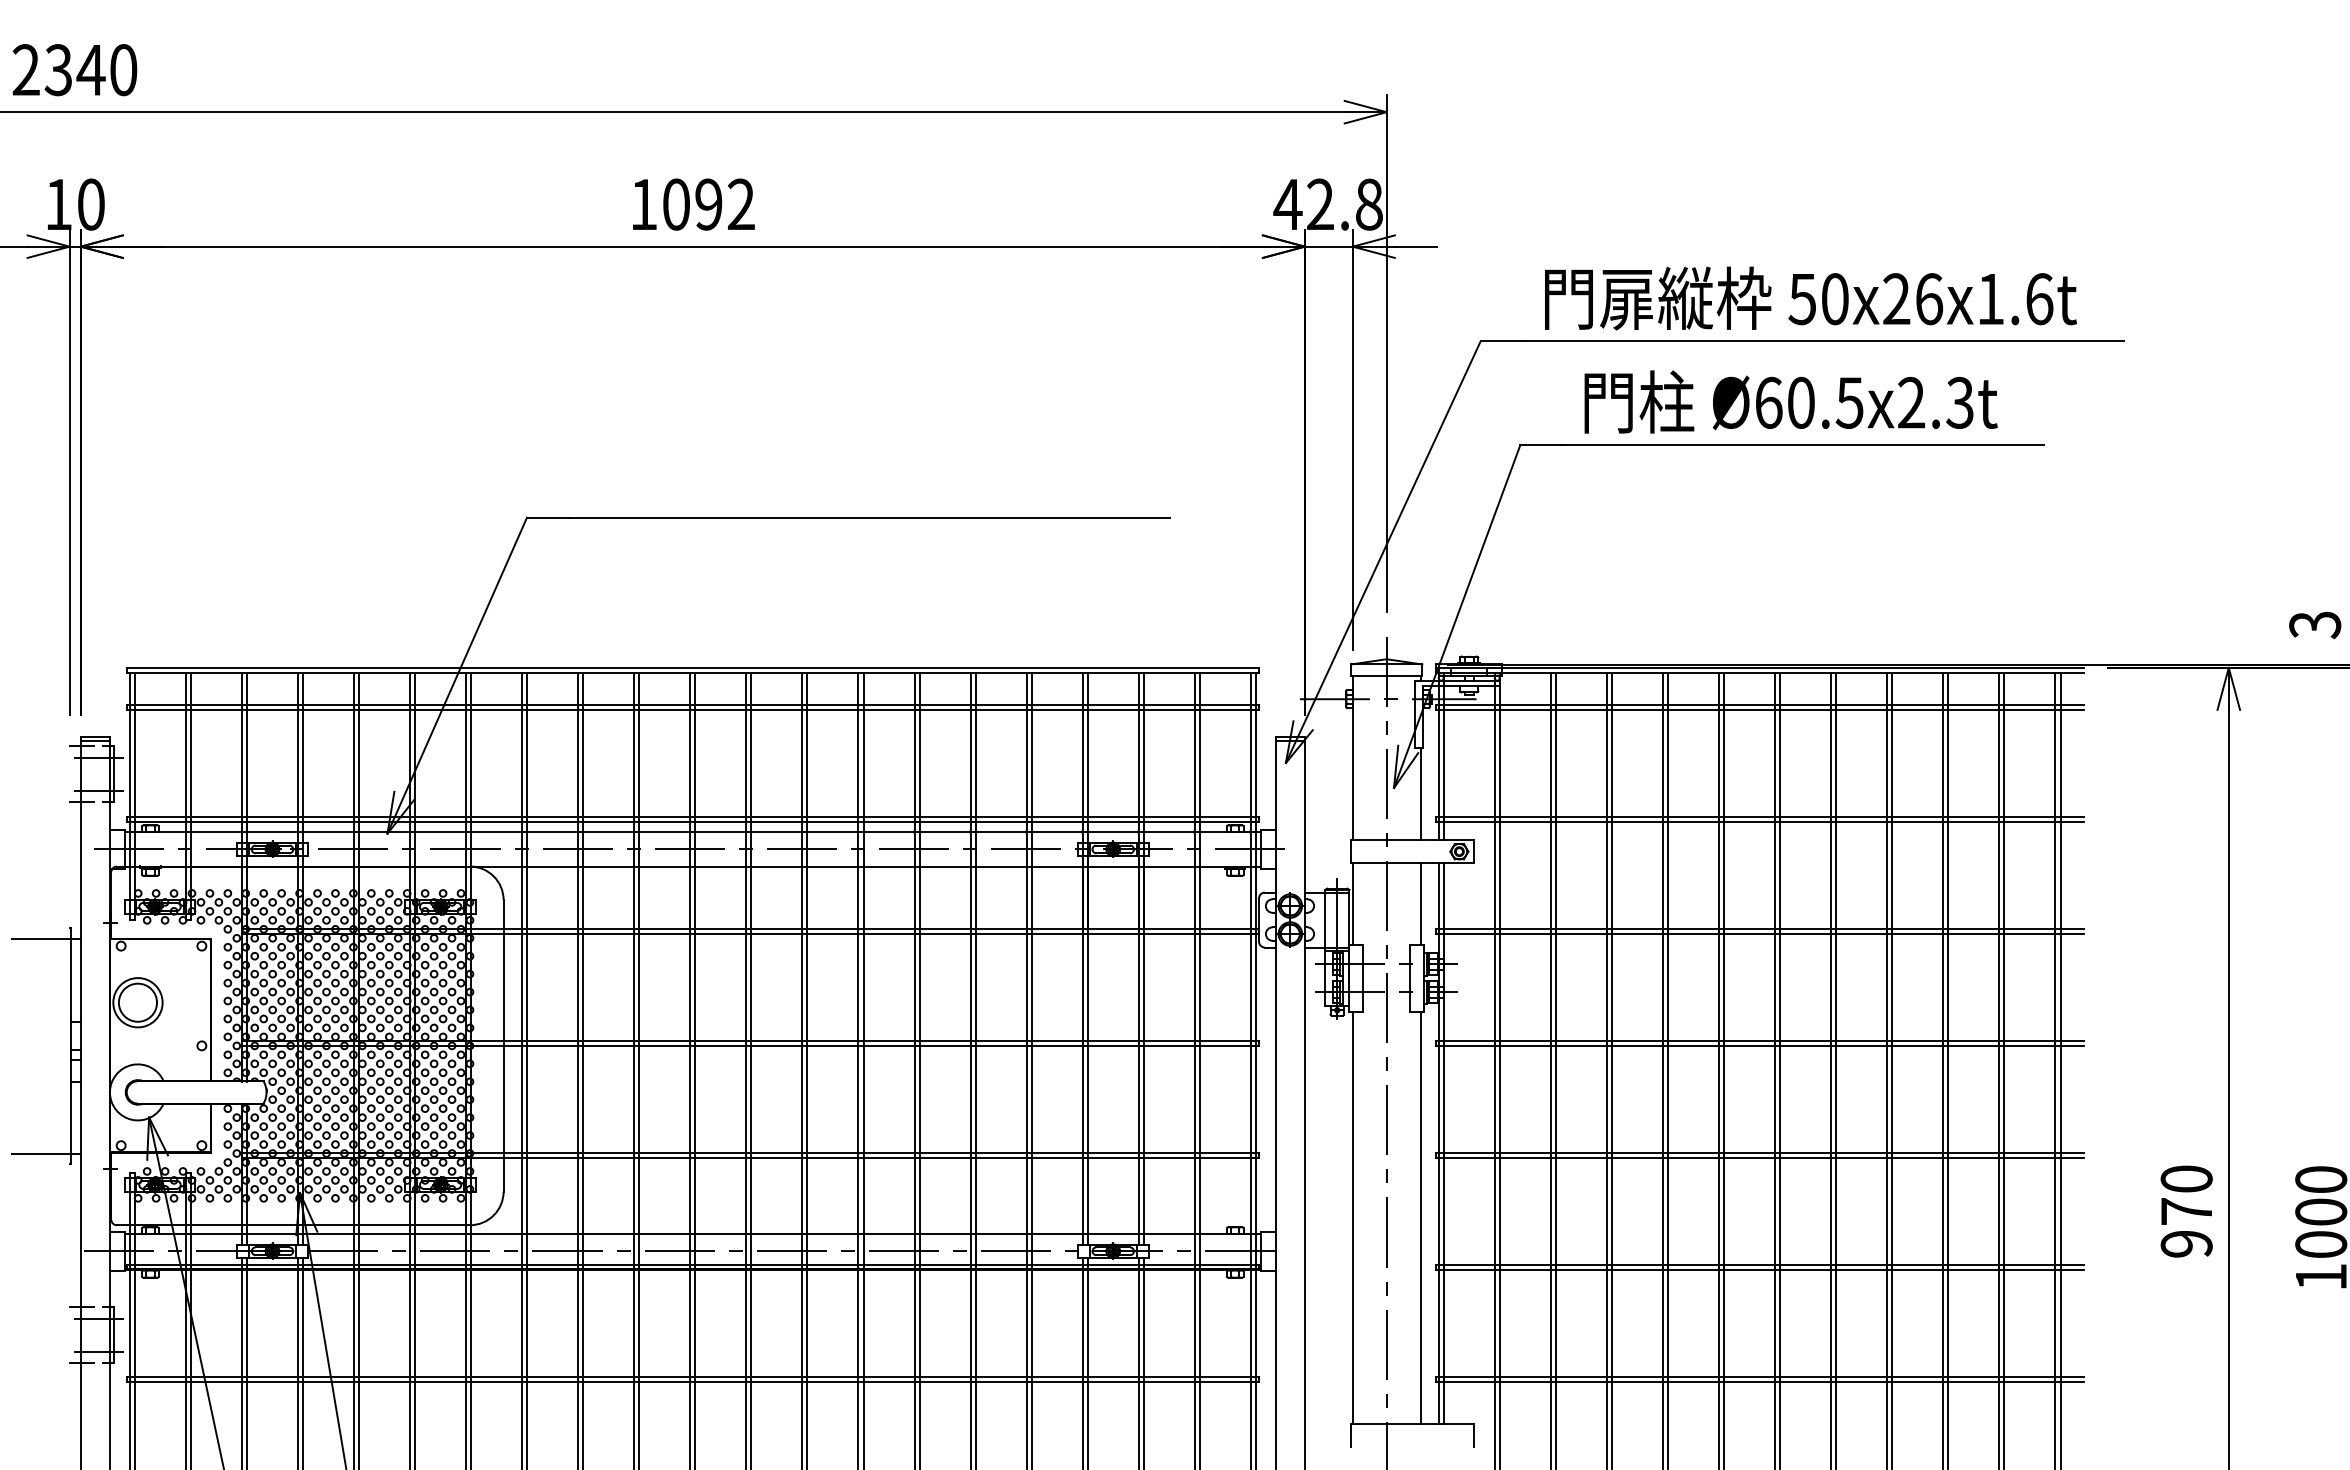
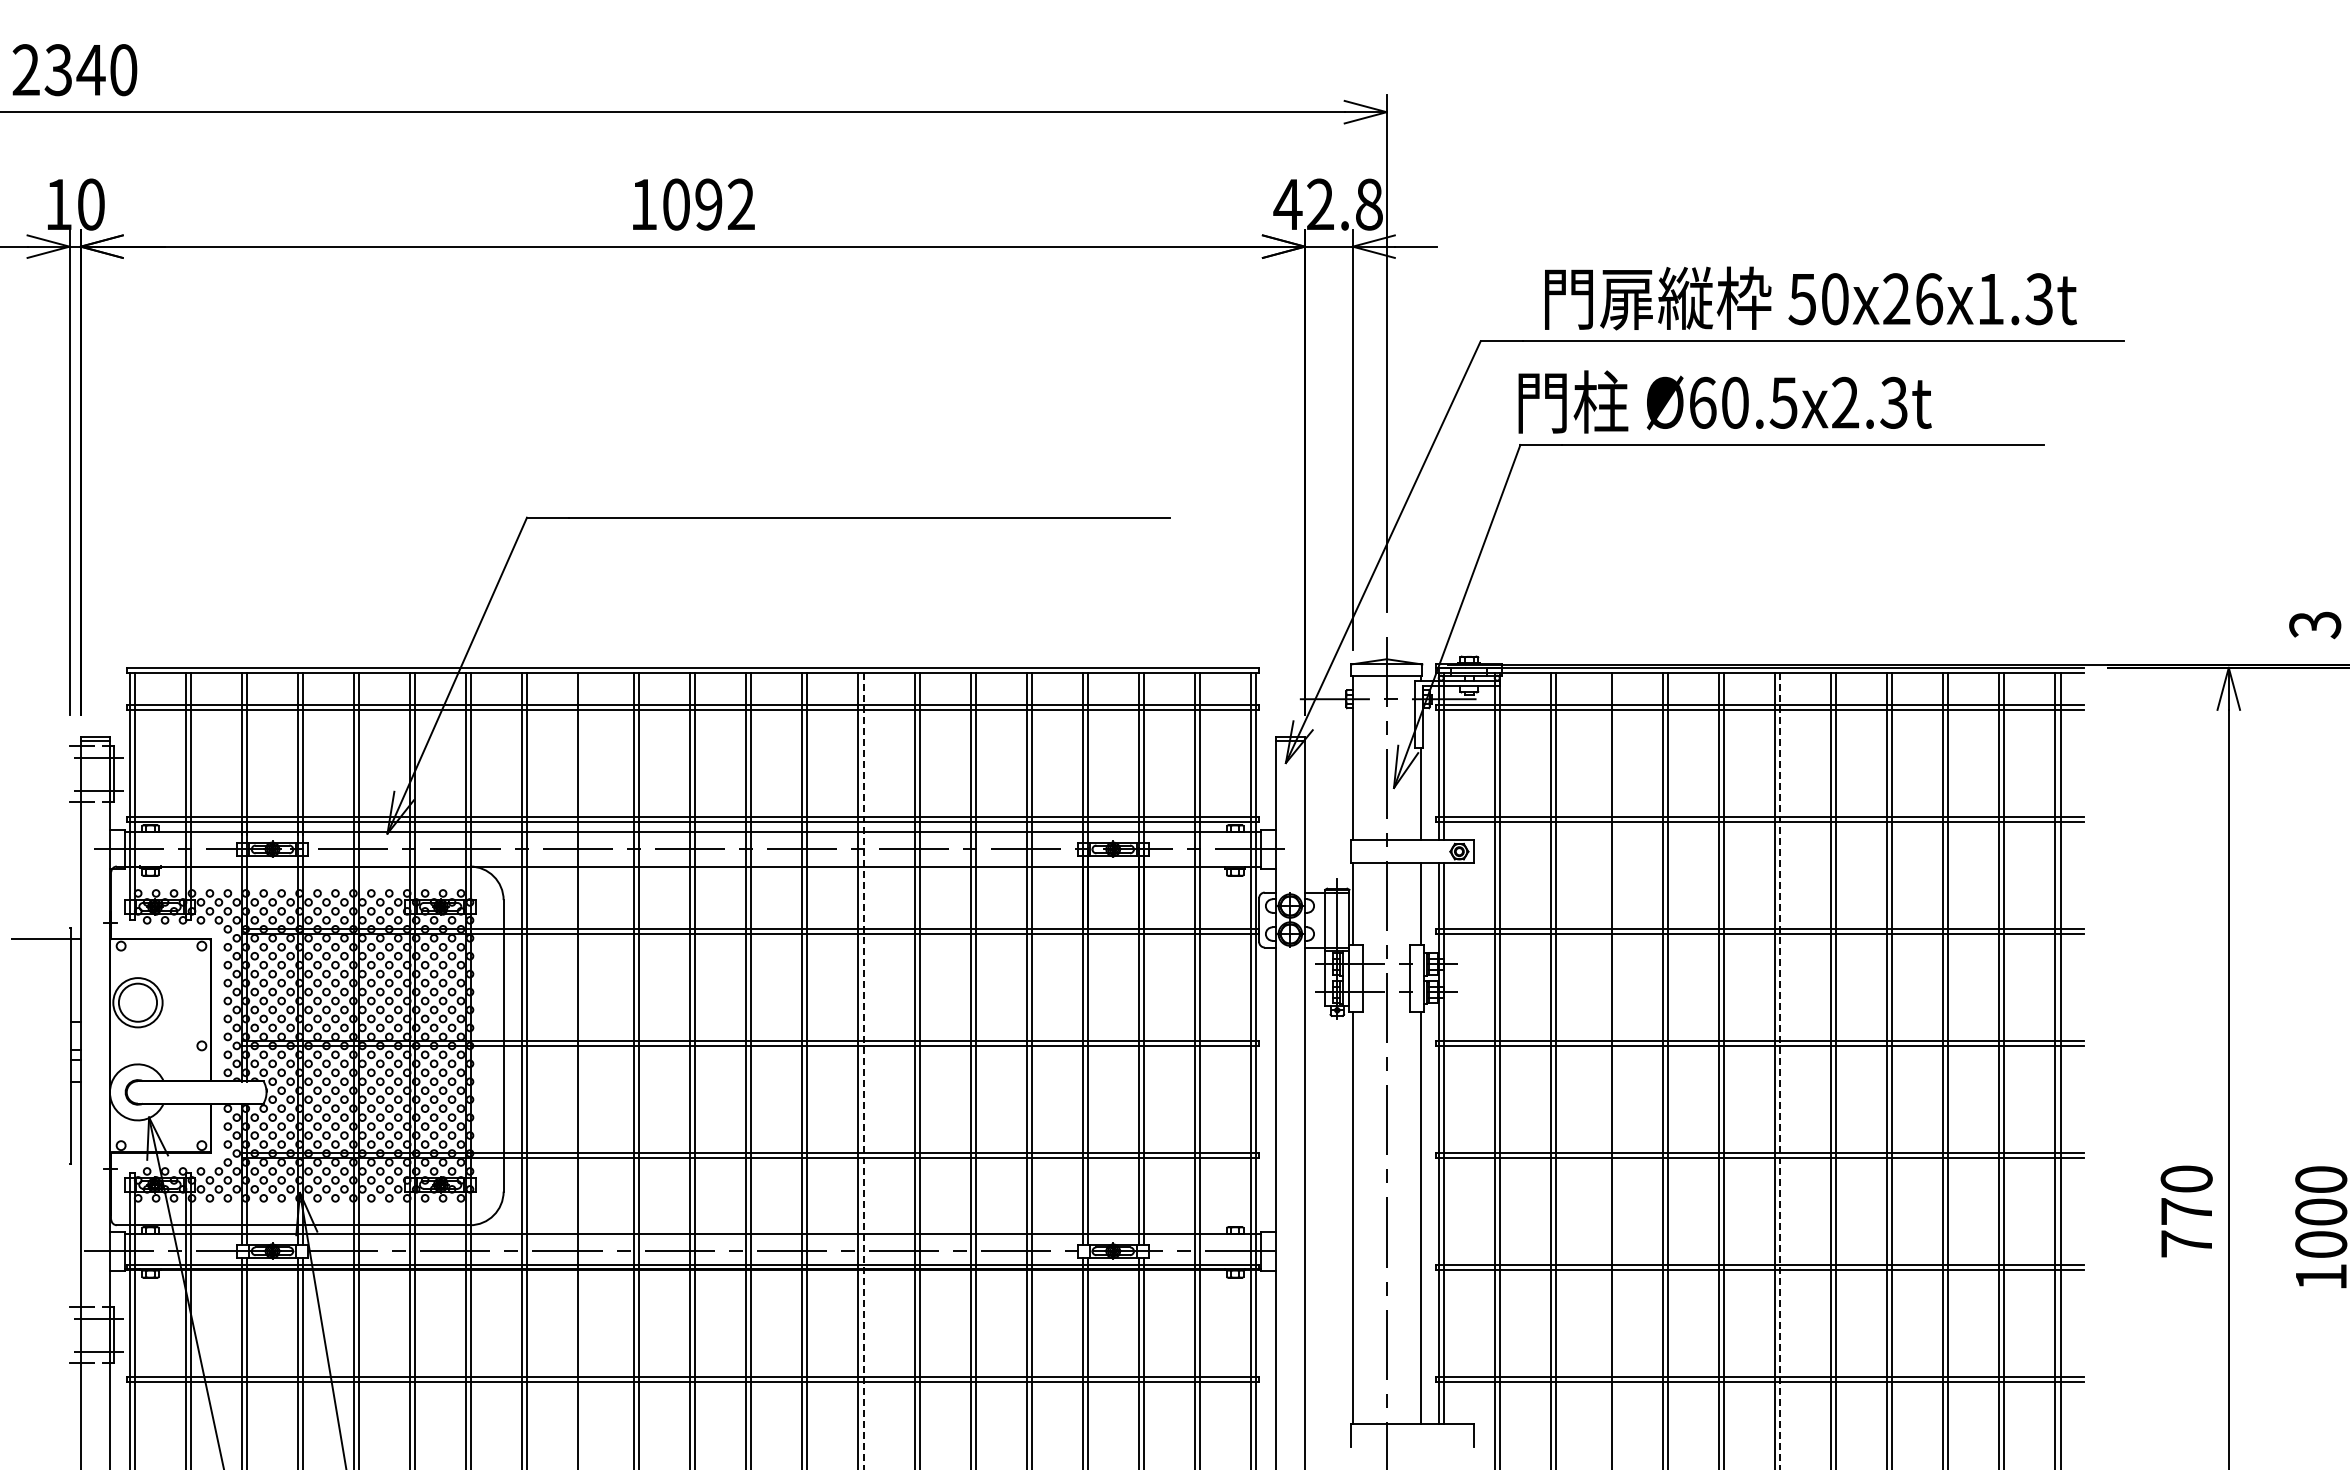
text: 50x26x1.6t -> 50x26x1.3t (2039, 299)
text position: (1790, 401) -> (1724, 401) (1724, 401)
line: present -> none (583, 1069)
line: present -> none (1607, 1069)
line: solid -> dashed (863, 1071)
line: solid -> dashed (1780, 1071)
line: present -> none (42, 1153)
text: 970 -> 770 (2186, 1243)
